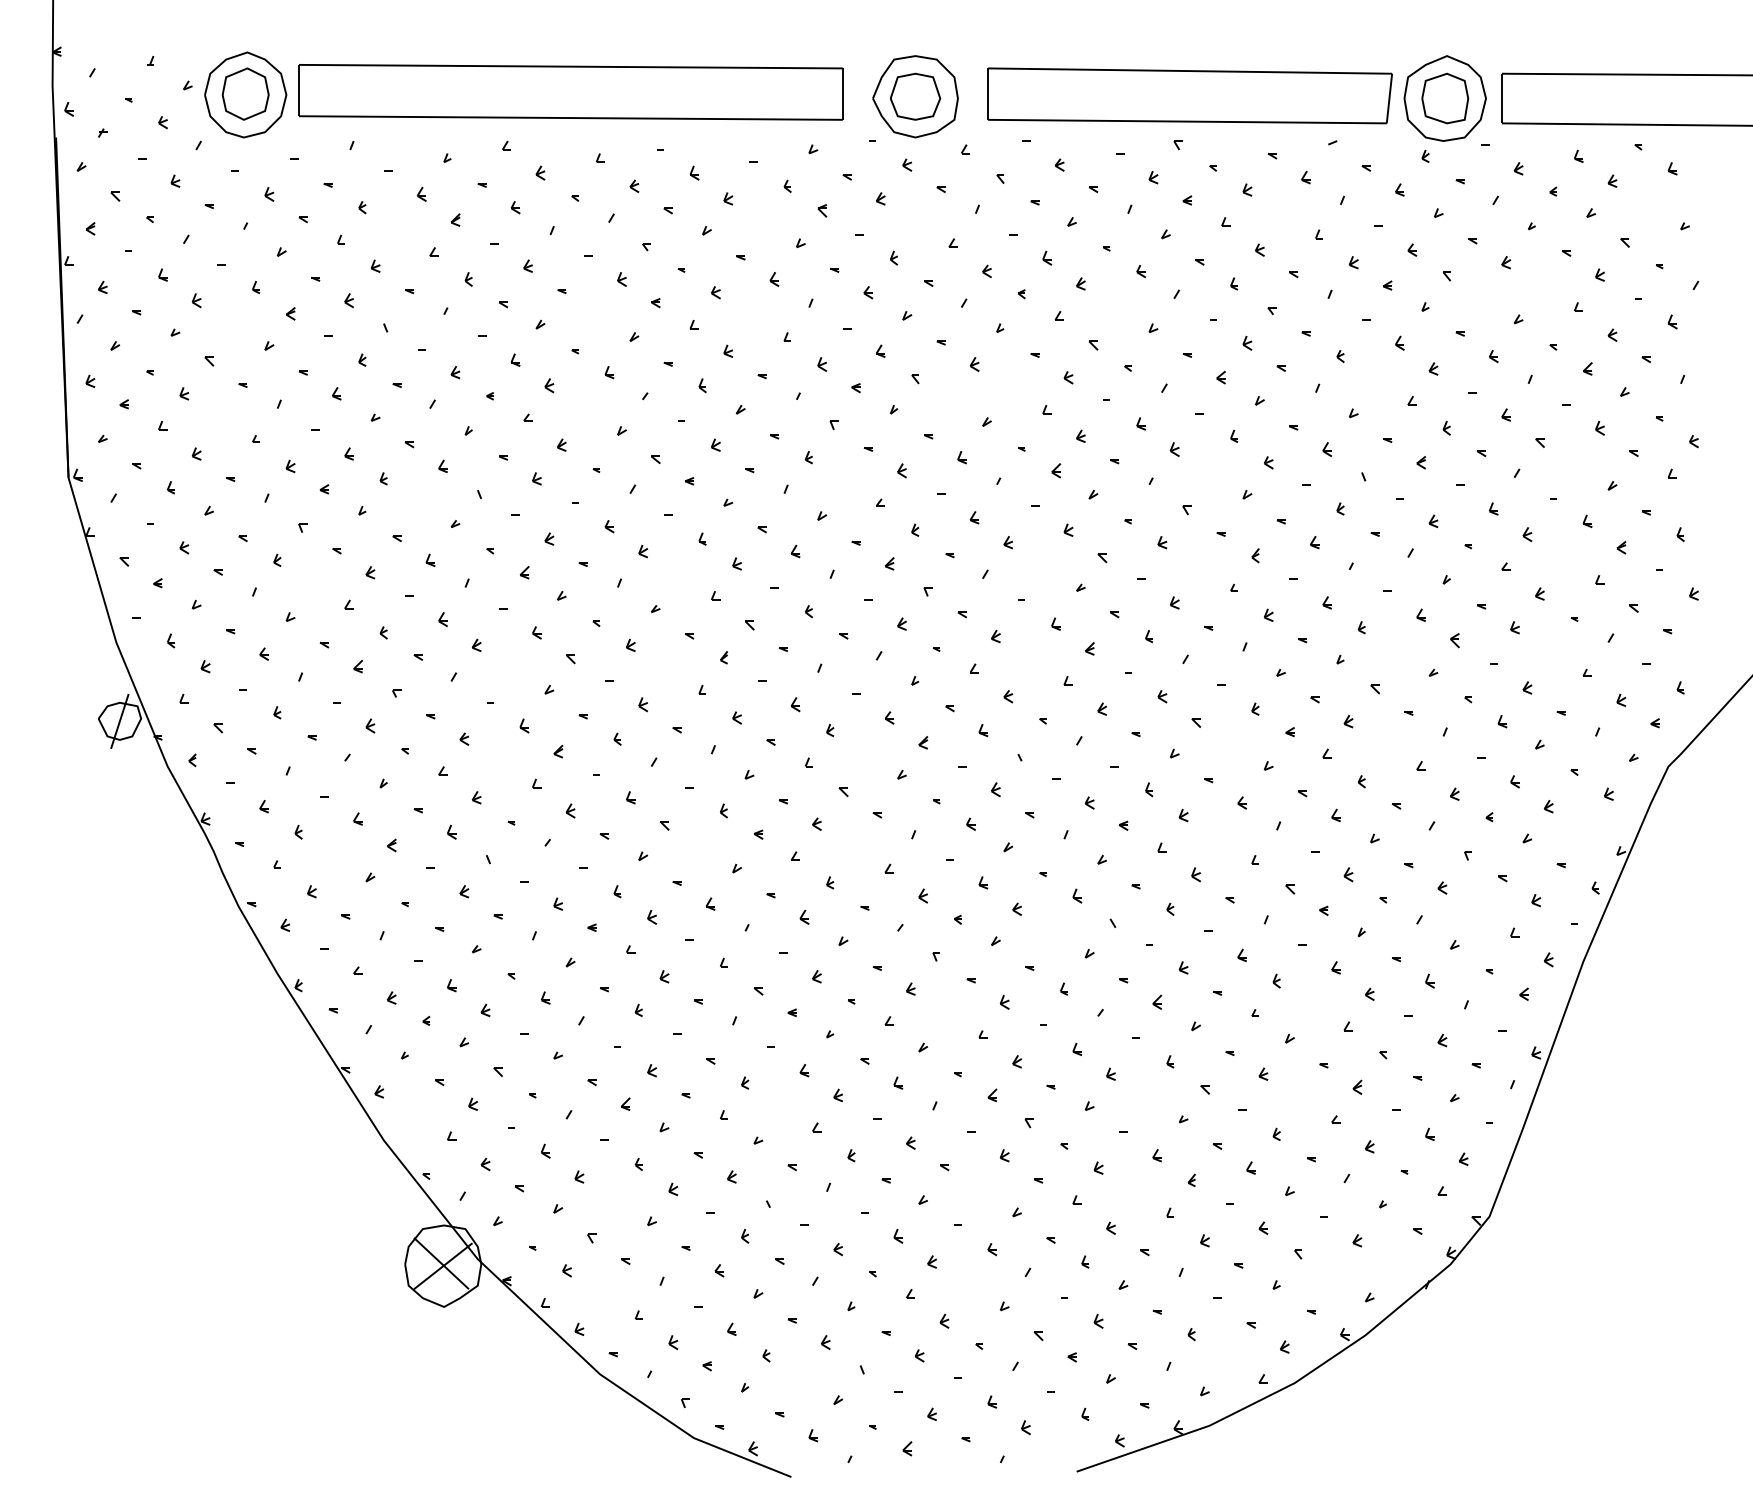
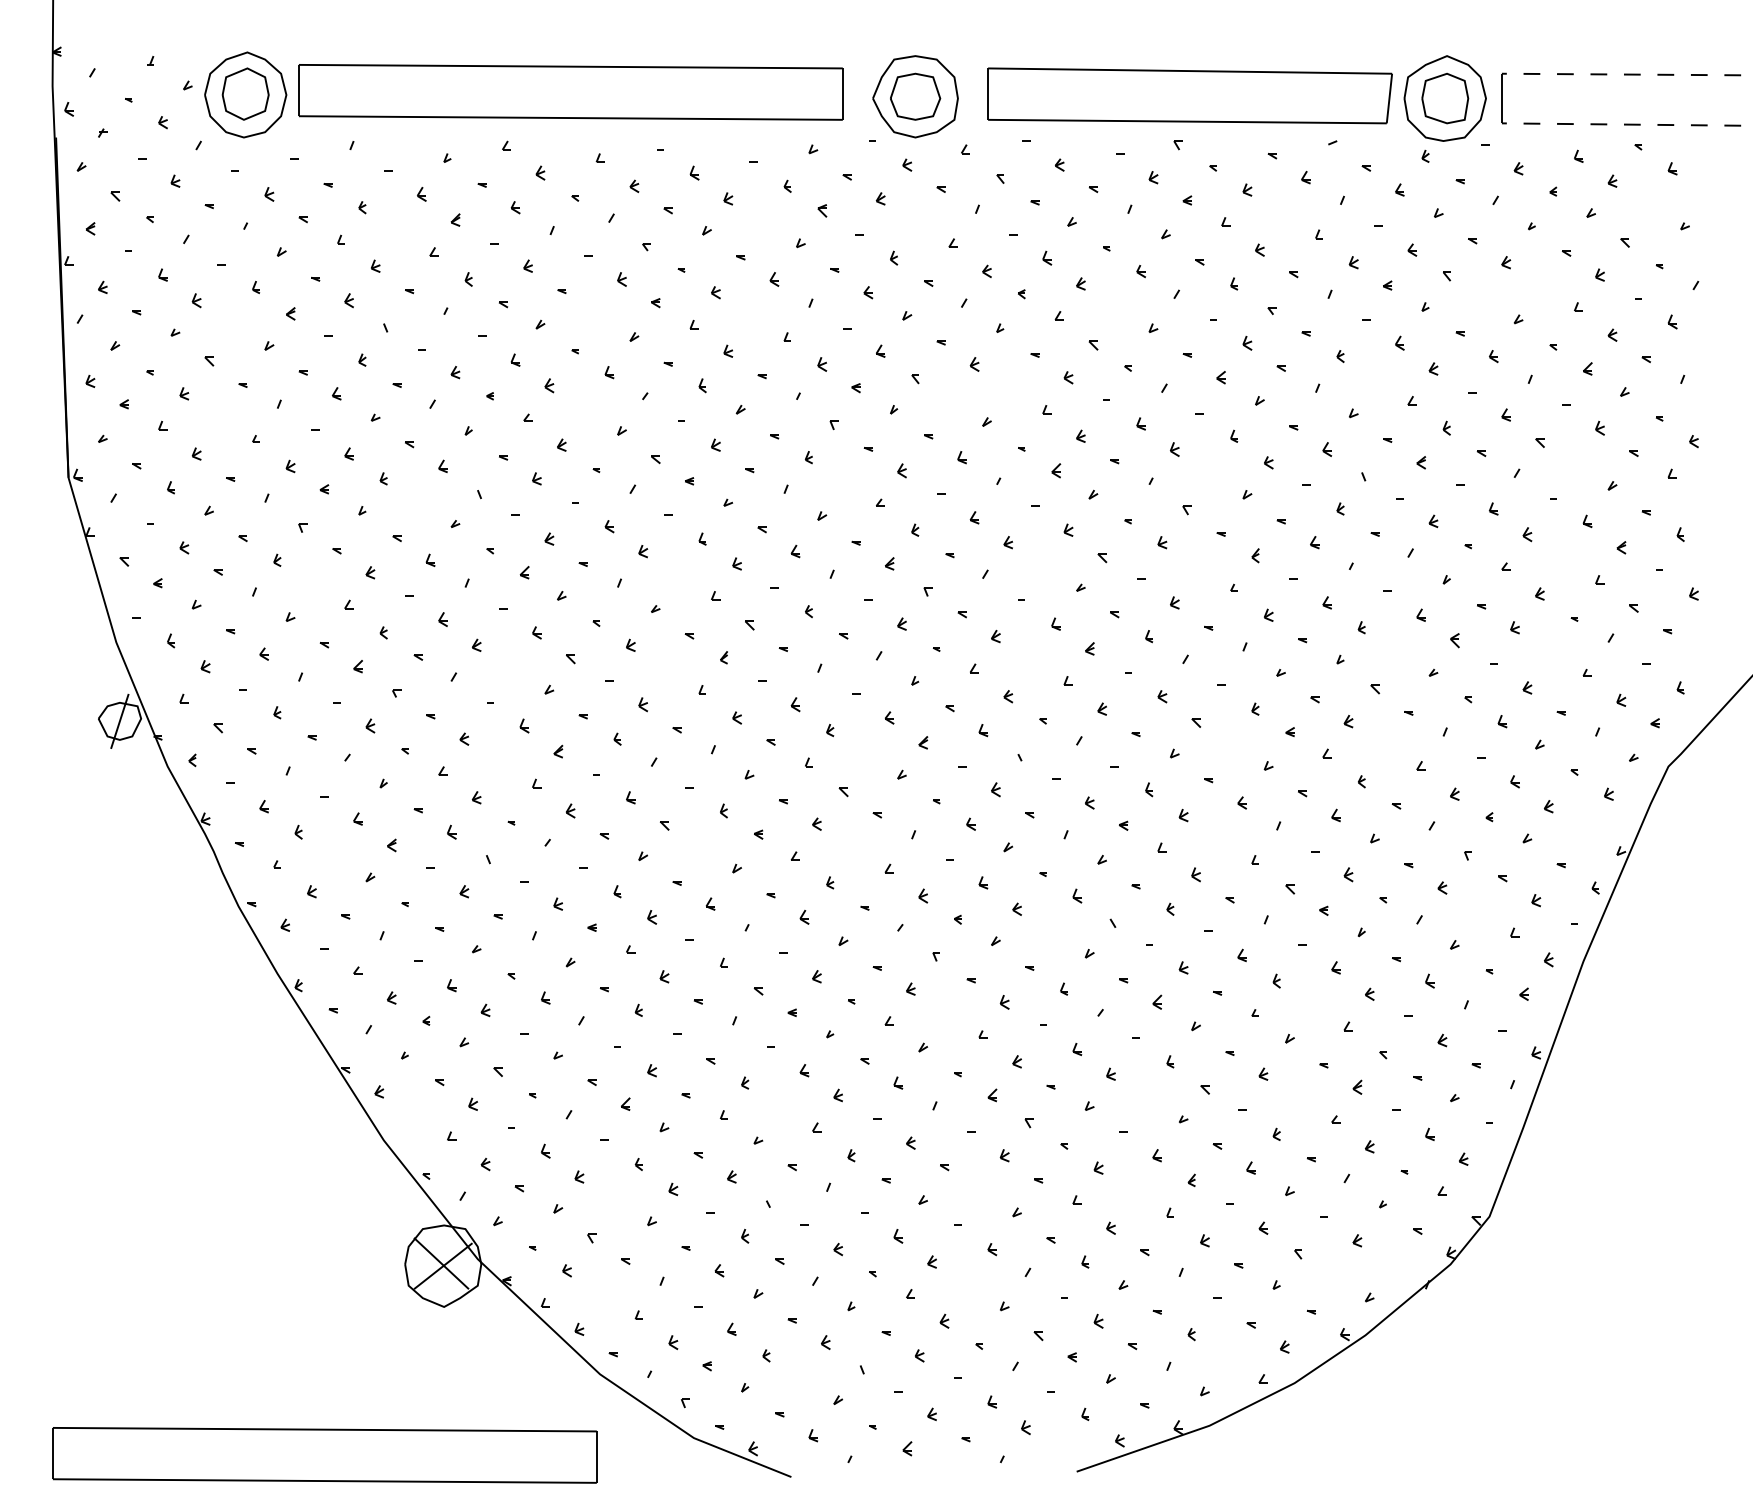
line: solid -> dashed (1626, 74)
line: solid -> dashed (1626, 124)
part: none -> present (324, 1455)
